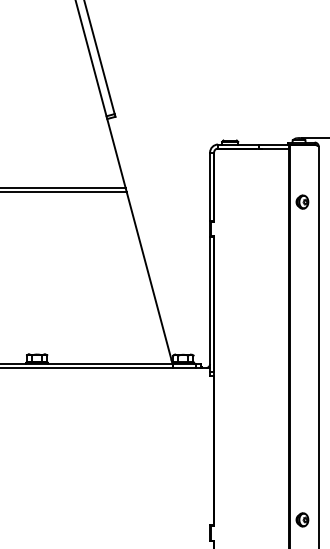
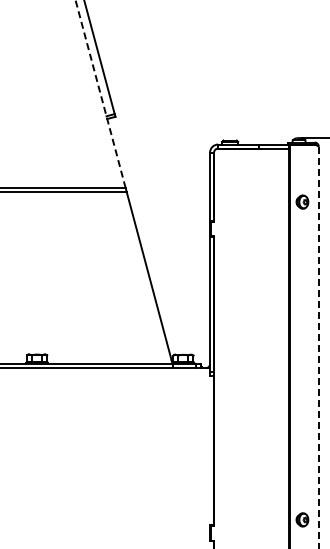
line: solid -> dashed (100, 94)
line: solid -> dashed (318, 347)
